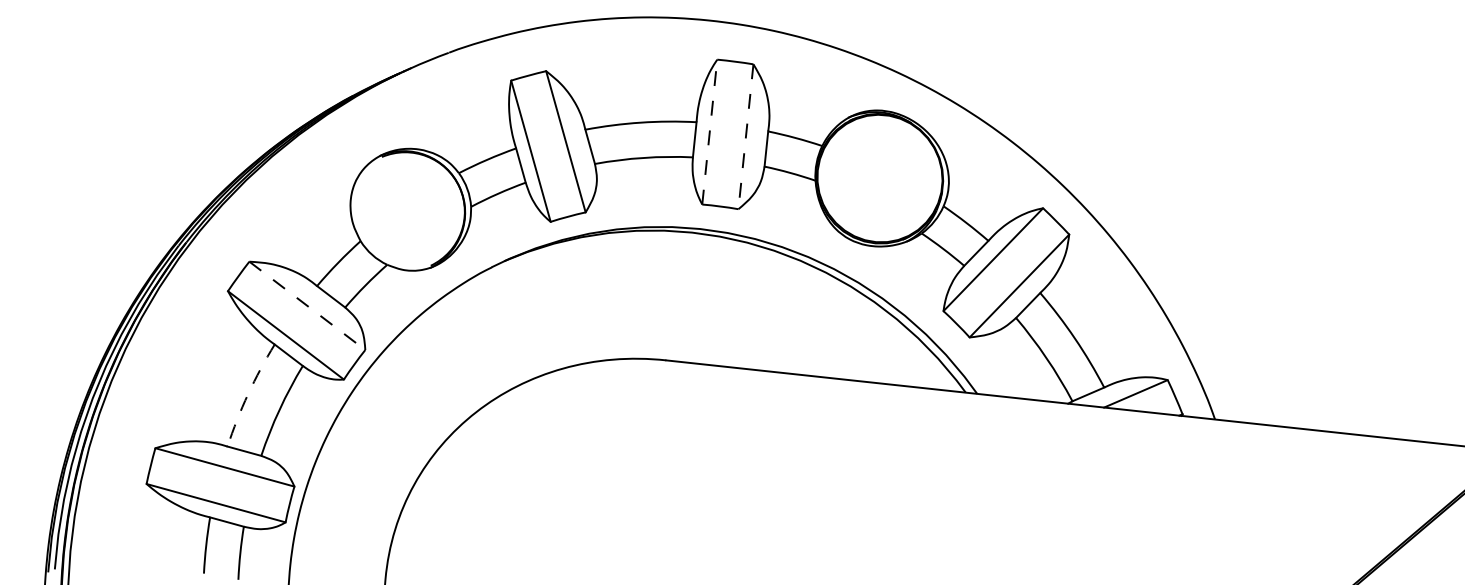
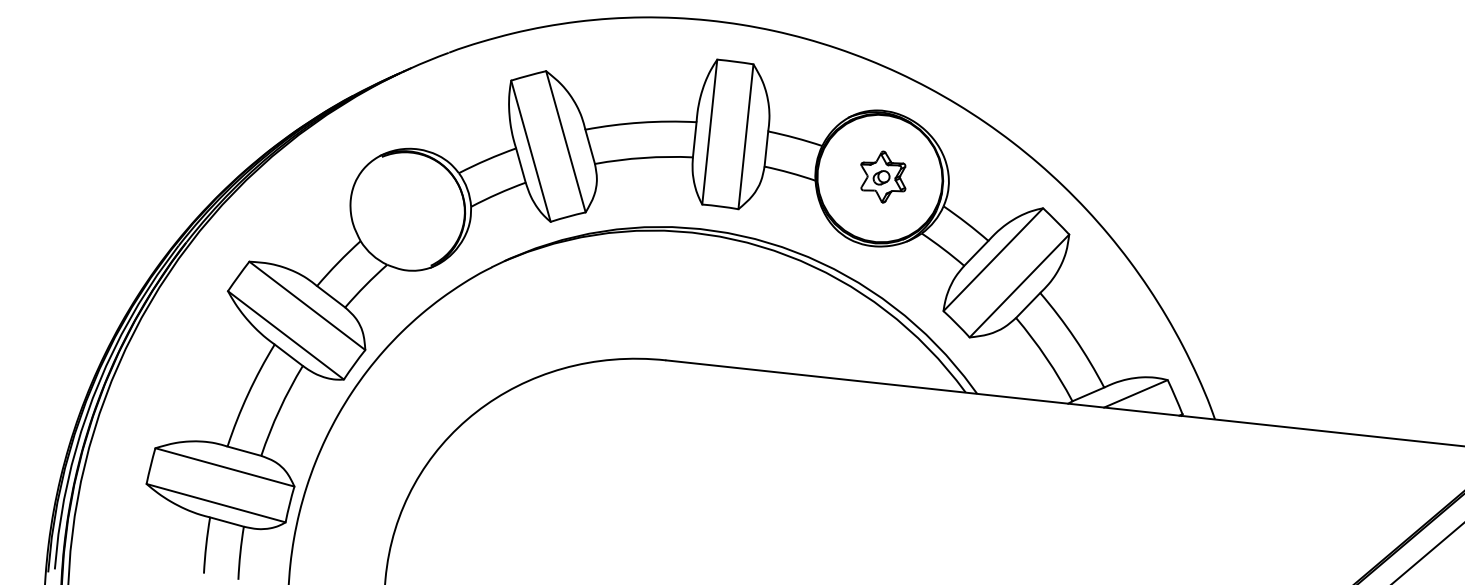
line: dashed -> solid (709, 132)
line: dashed -> solid (745, 136)
part: none -> present (883, 176)
line: dashed -> solid (307, 305)
arc: dashed -> solid (248, 394)
line: none -> present (1427, 552)
